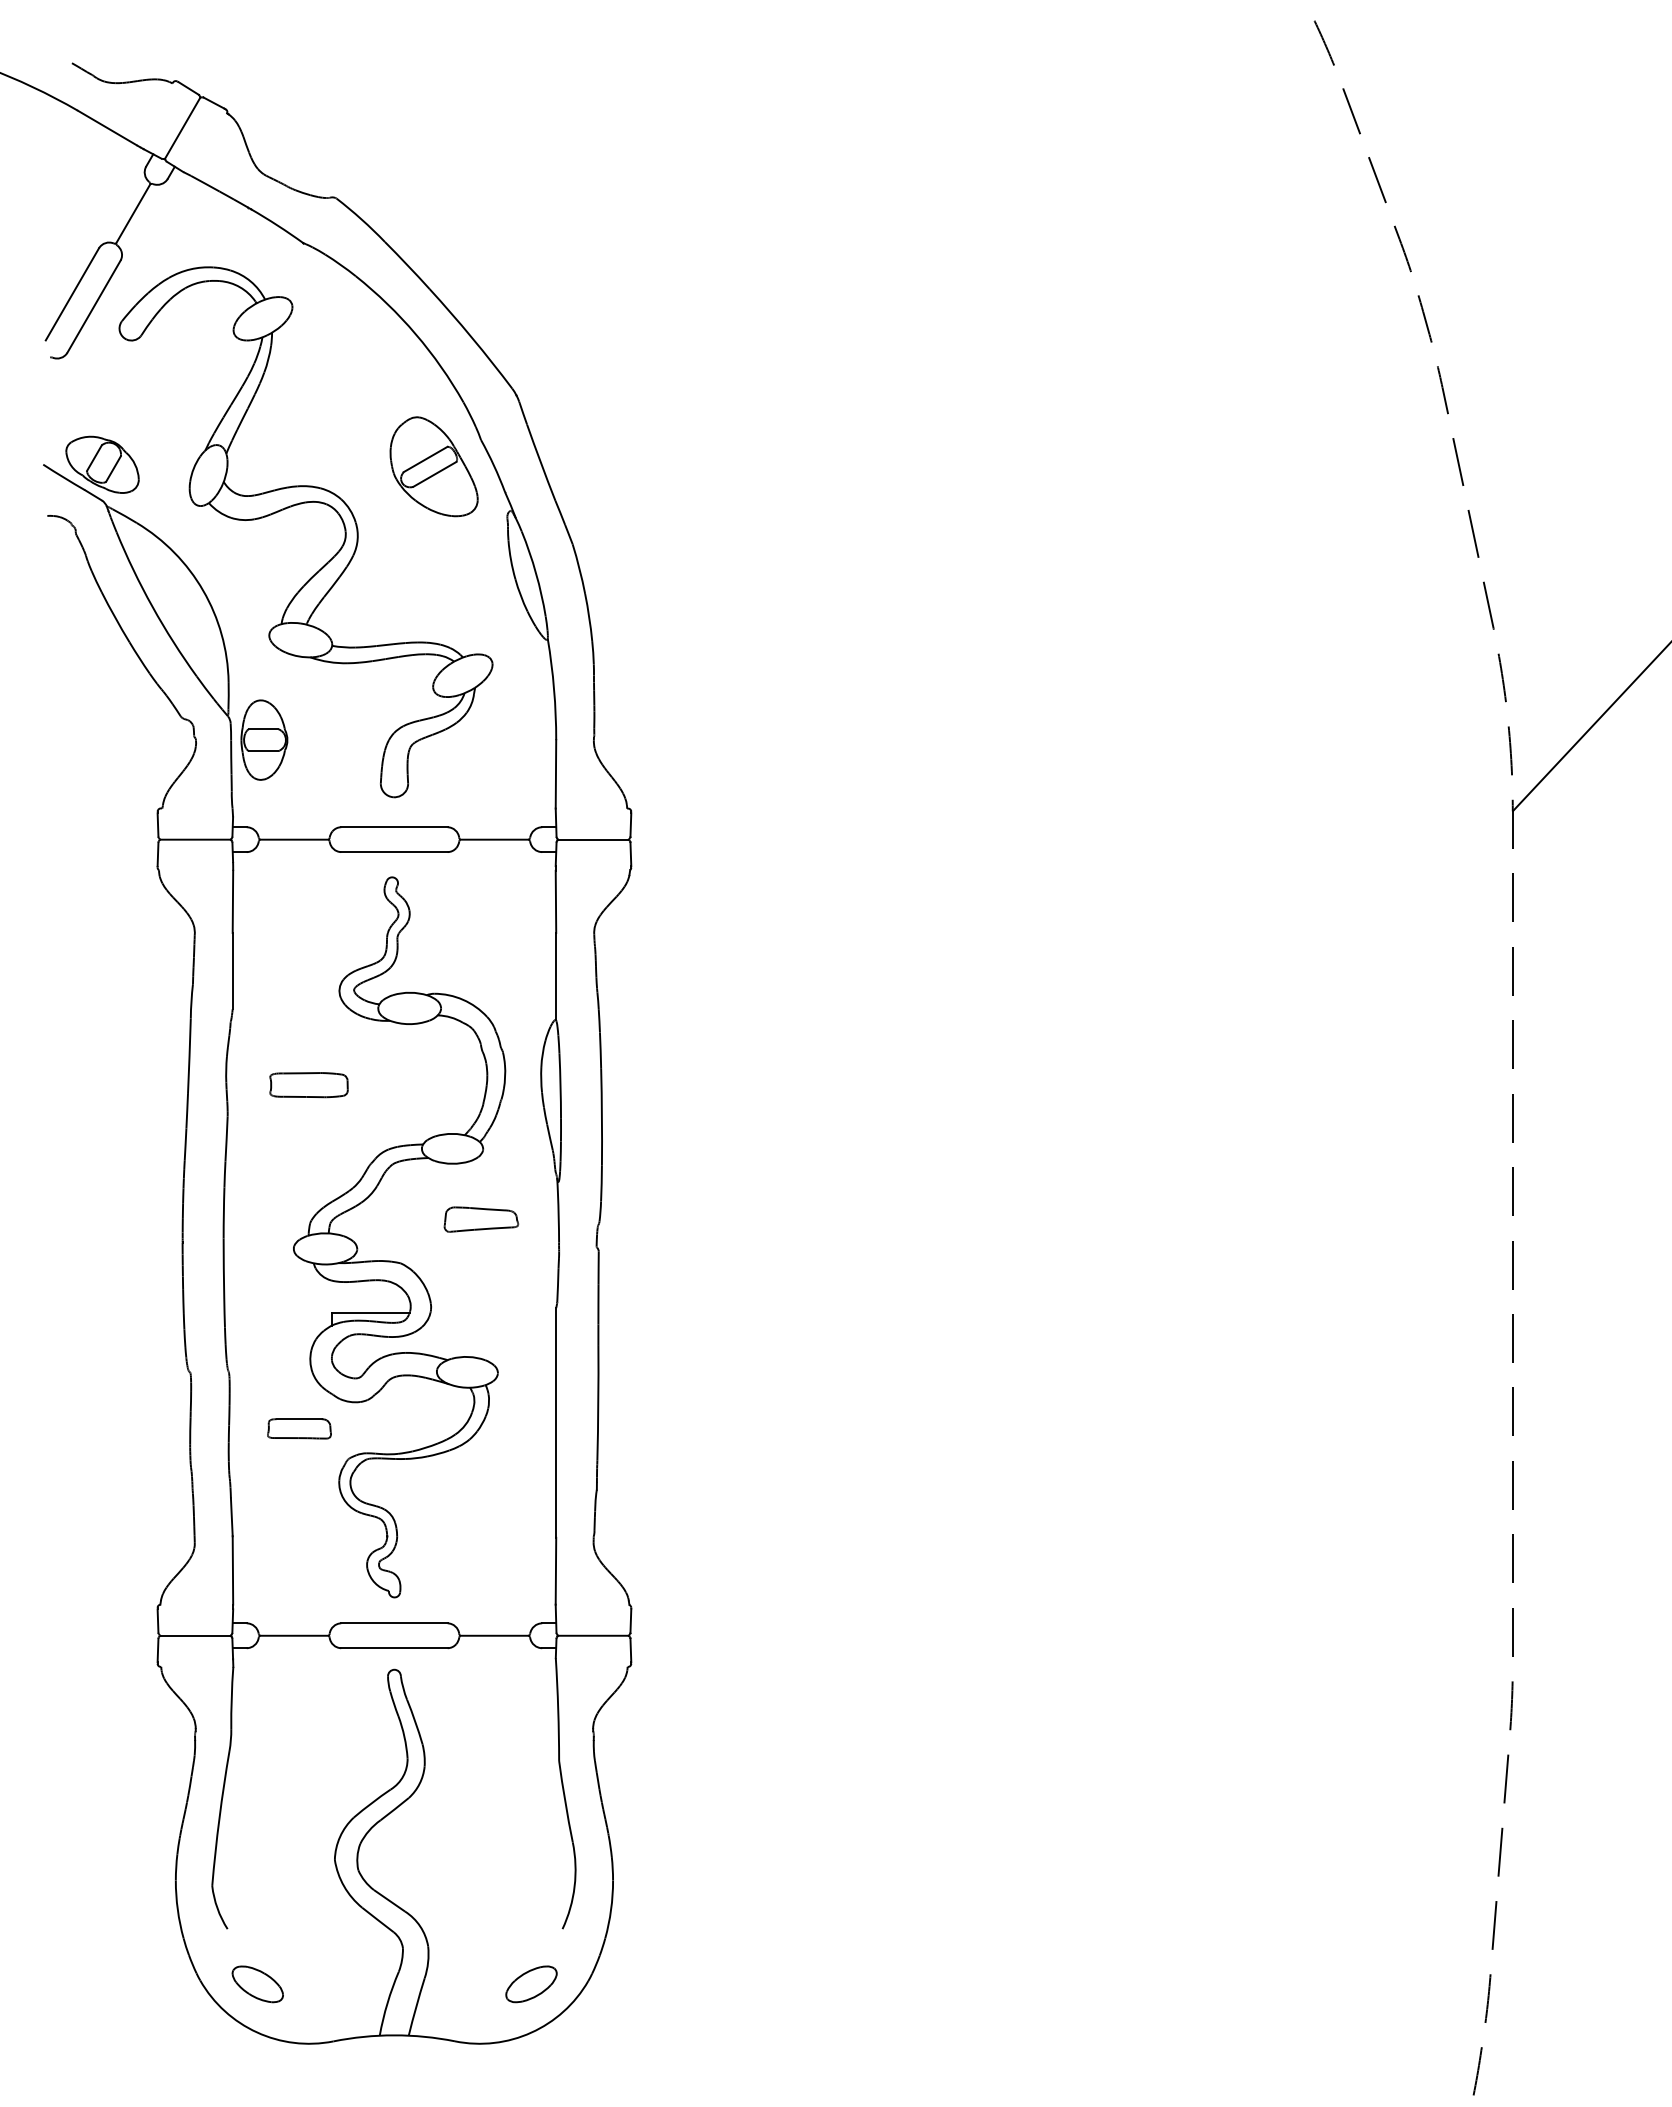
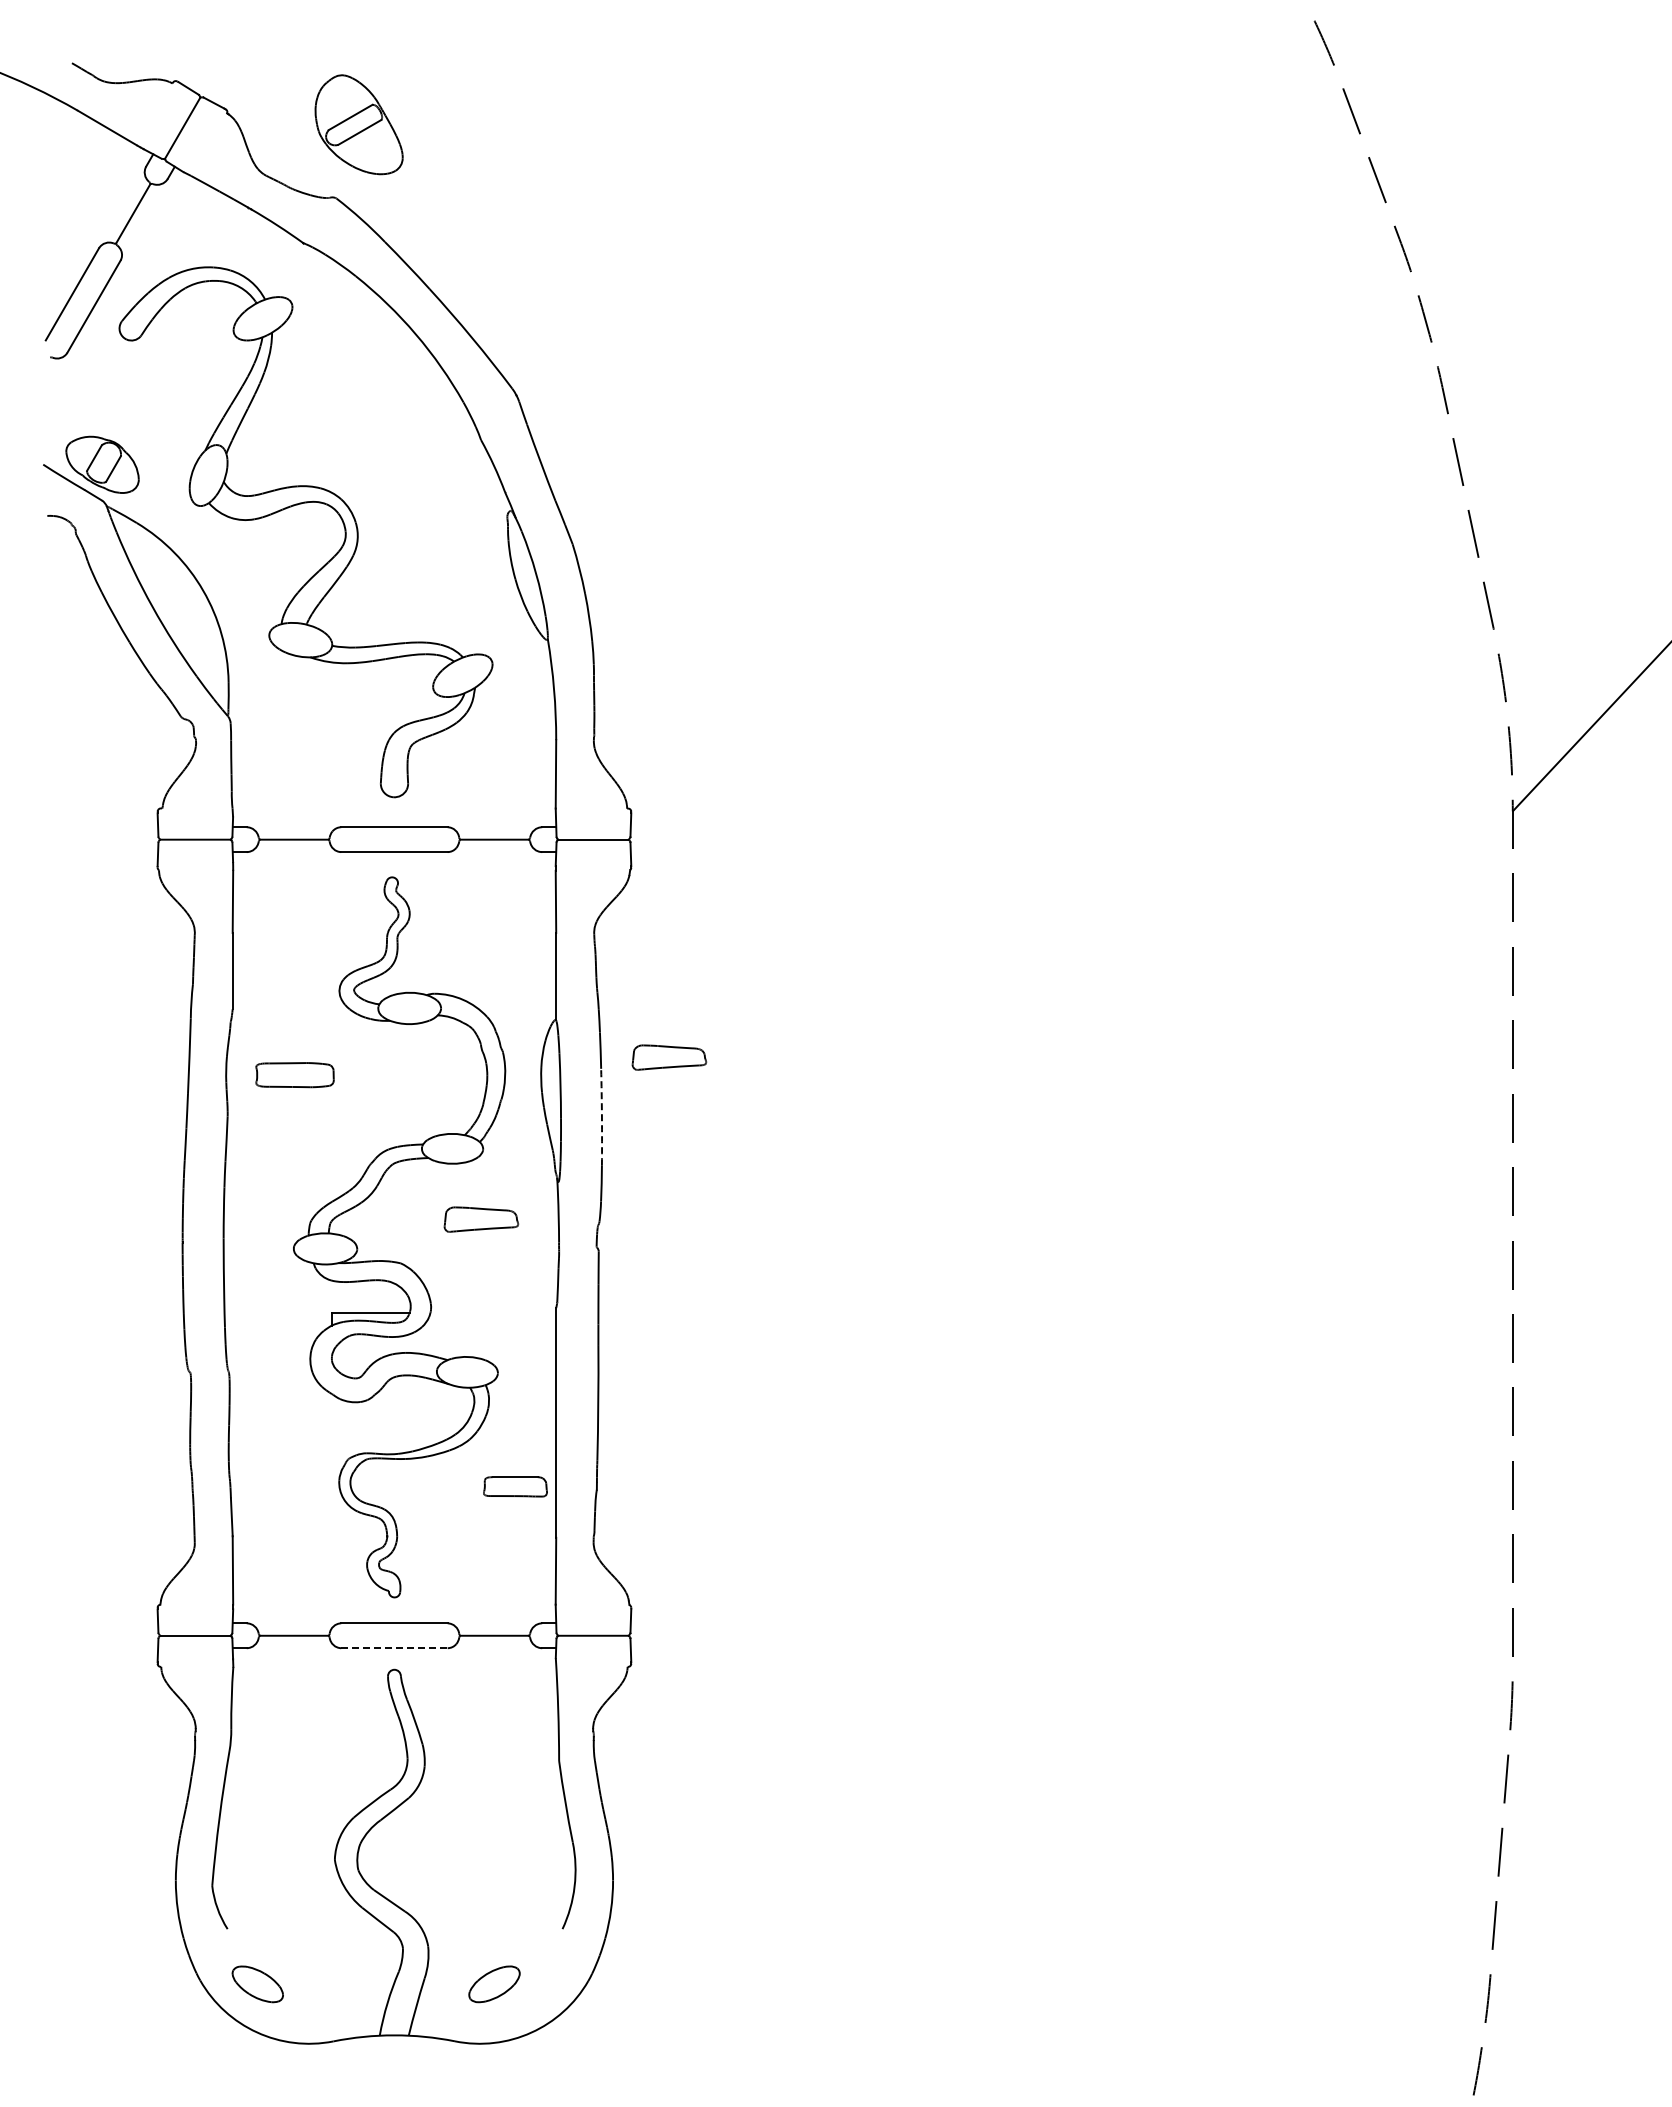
part position: (433, 466) -> (358, 124) (358, 124)
part: present -> none (264, 739)
part: none -> present (669, 1057)
part position: (308, 1085) -> (294, 1075) (294, 1075)
arc: solid -> dashed (601, 1117)
part position: (299, 1428) -> (515, 1486) (515, 1486)
line: solid -> dashed (394, 1648)
part position: (531, 1984) -> (494, 1984) (494, 1984)
